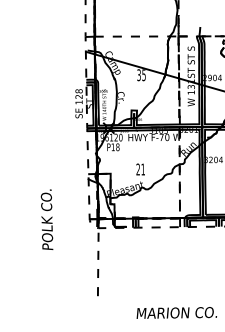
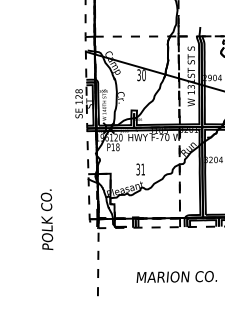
text: 35 -> 30 (143, 75)
text: 21 -> 31 (137, 169)
text position: (176, 312) -> (176, 276) (176, 276)
